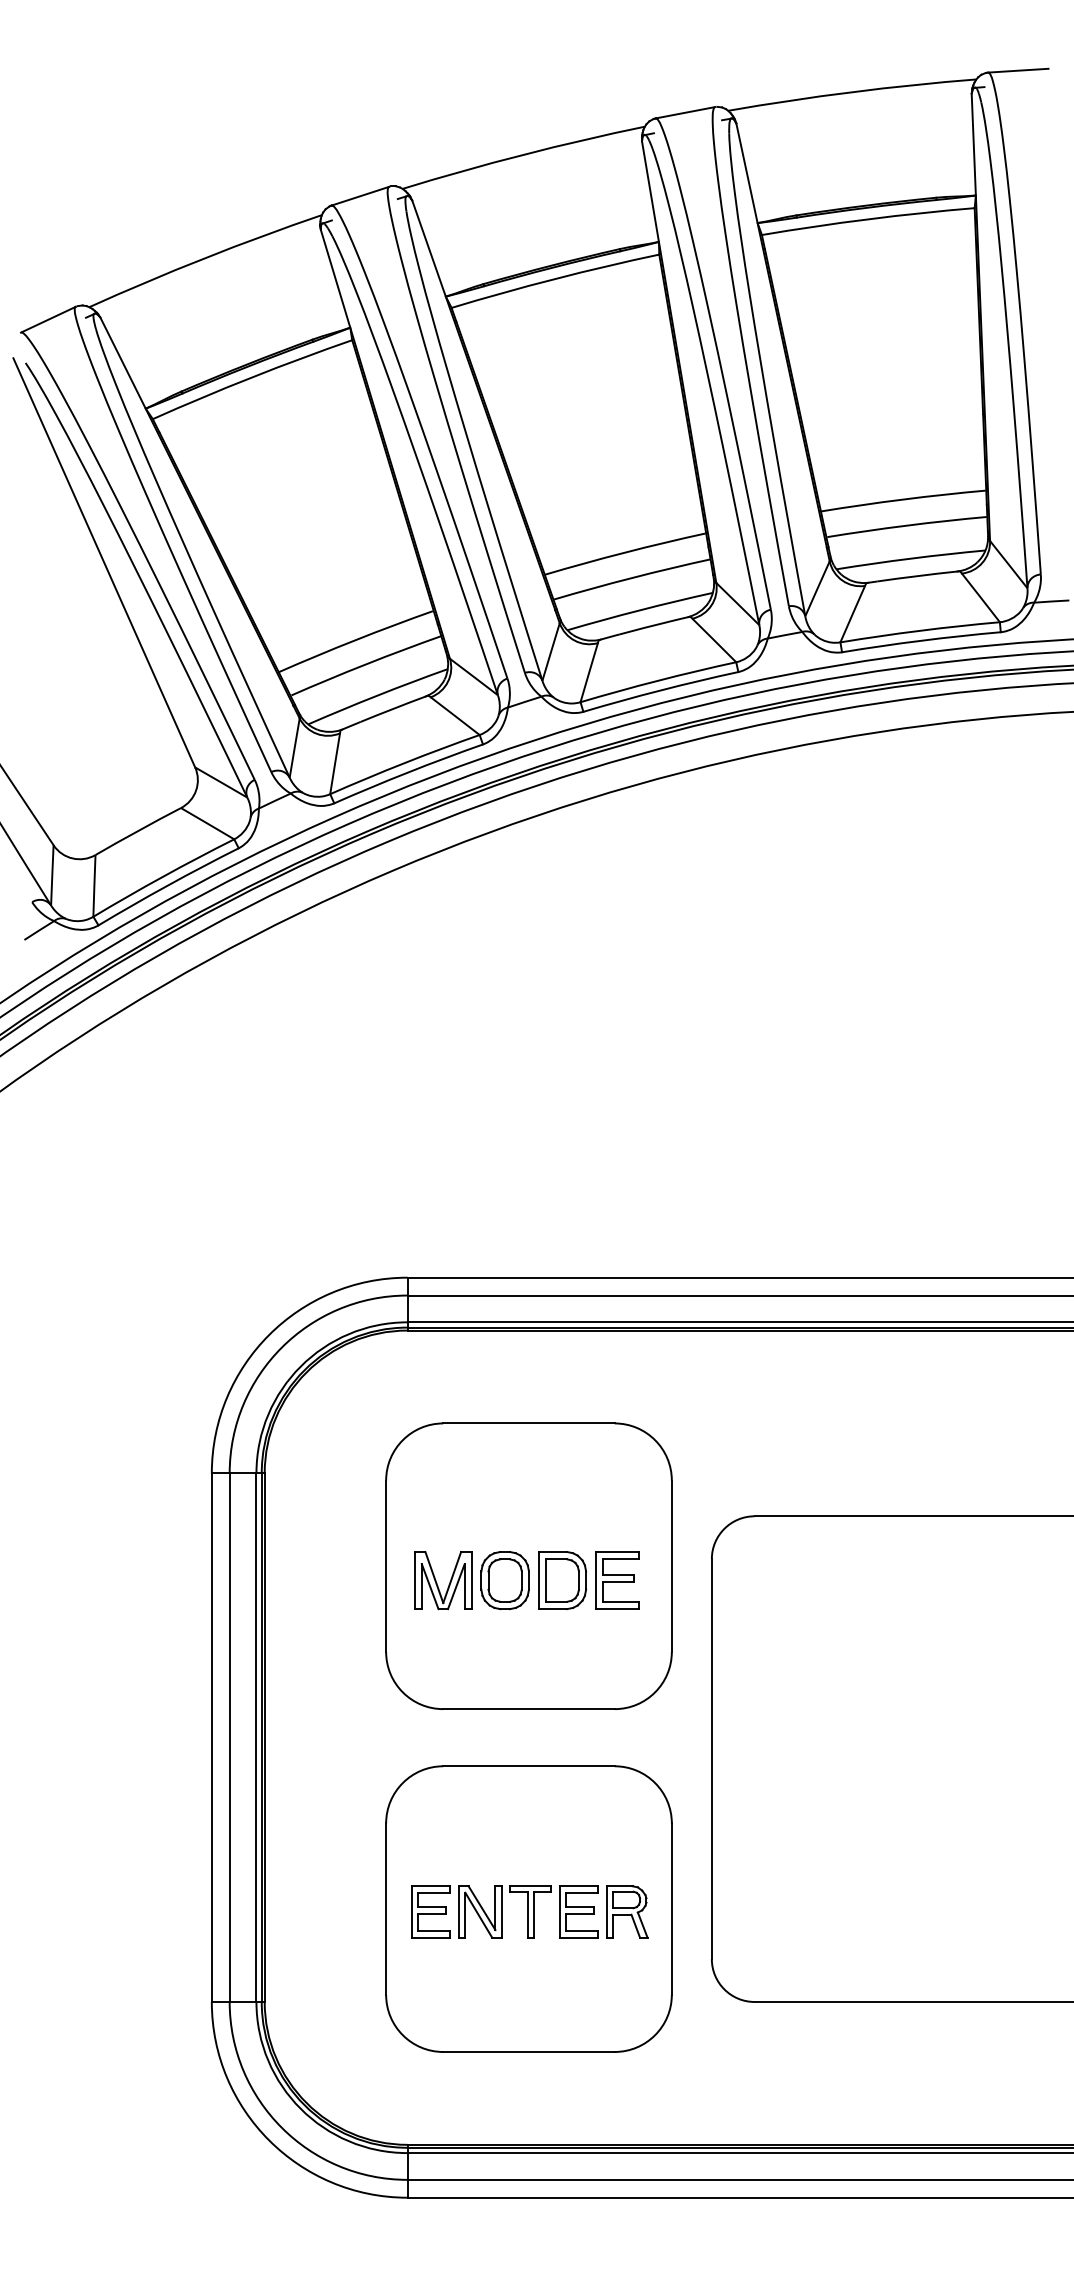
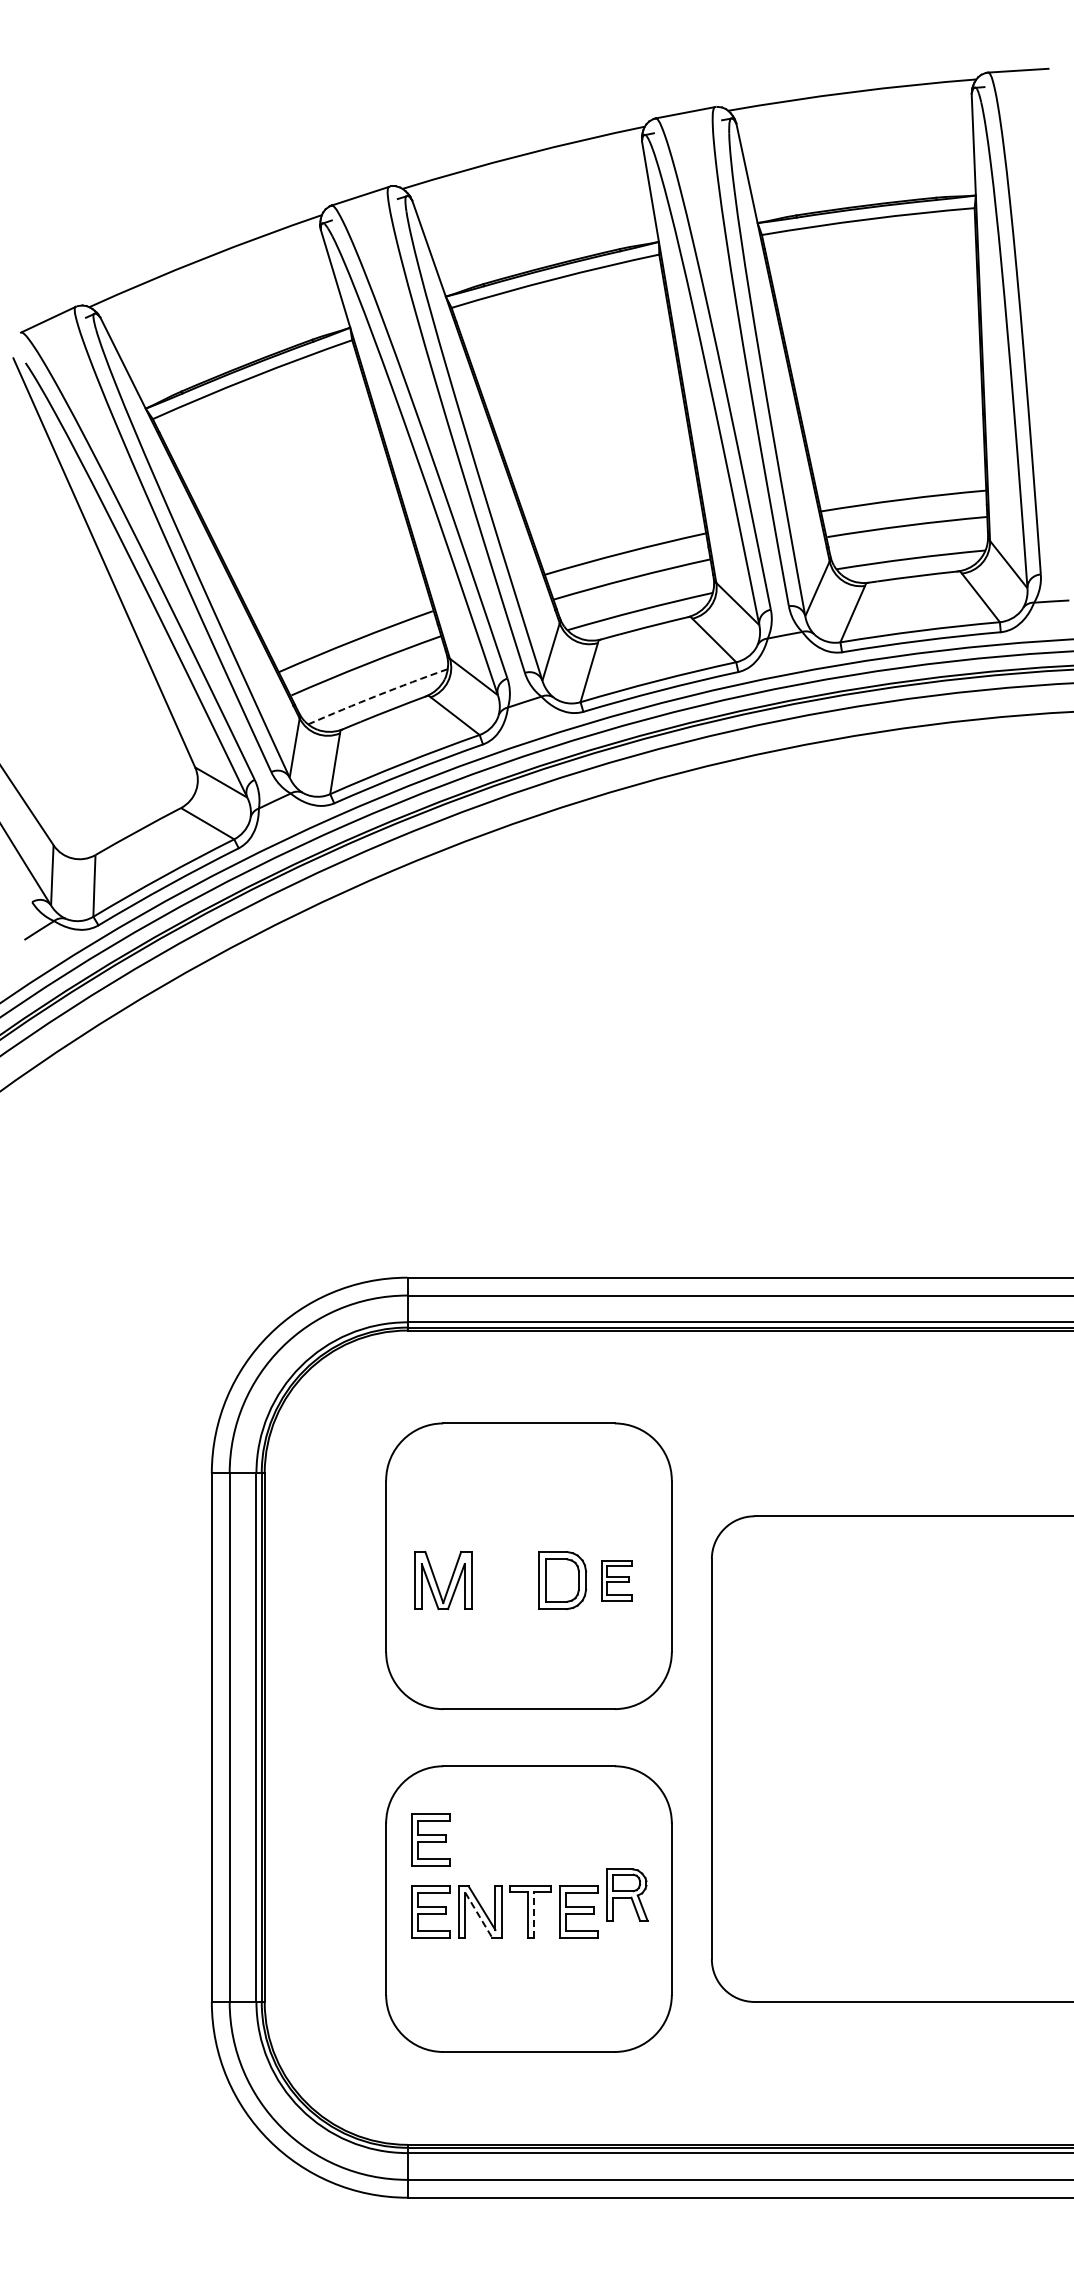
arc: solid -> dashed (377, 695)
part: present -> none (504, 1580)
part size: 45x59 px -> 32x42 px (616, 1580)
part: none -> present (430, 1839)
part position: (627, 1911) -> (627, 1894) (627, 1894)
line: solid -> dashed (533, 1914)
line: solid -> dashed (479, 1915)
